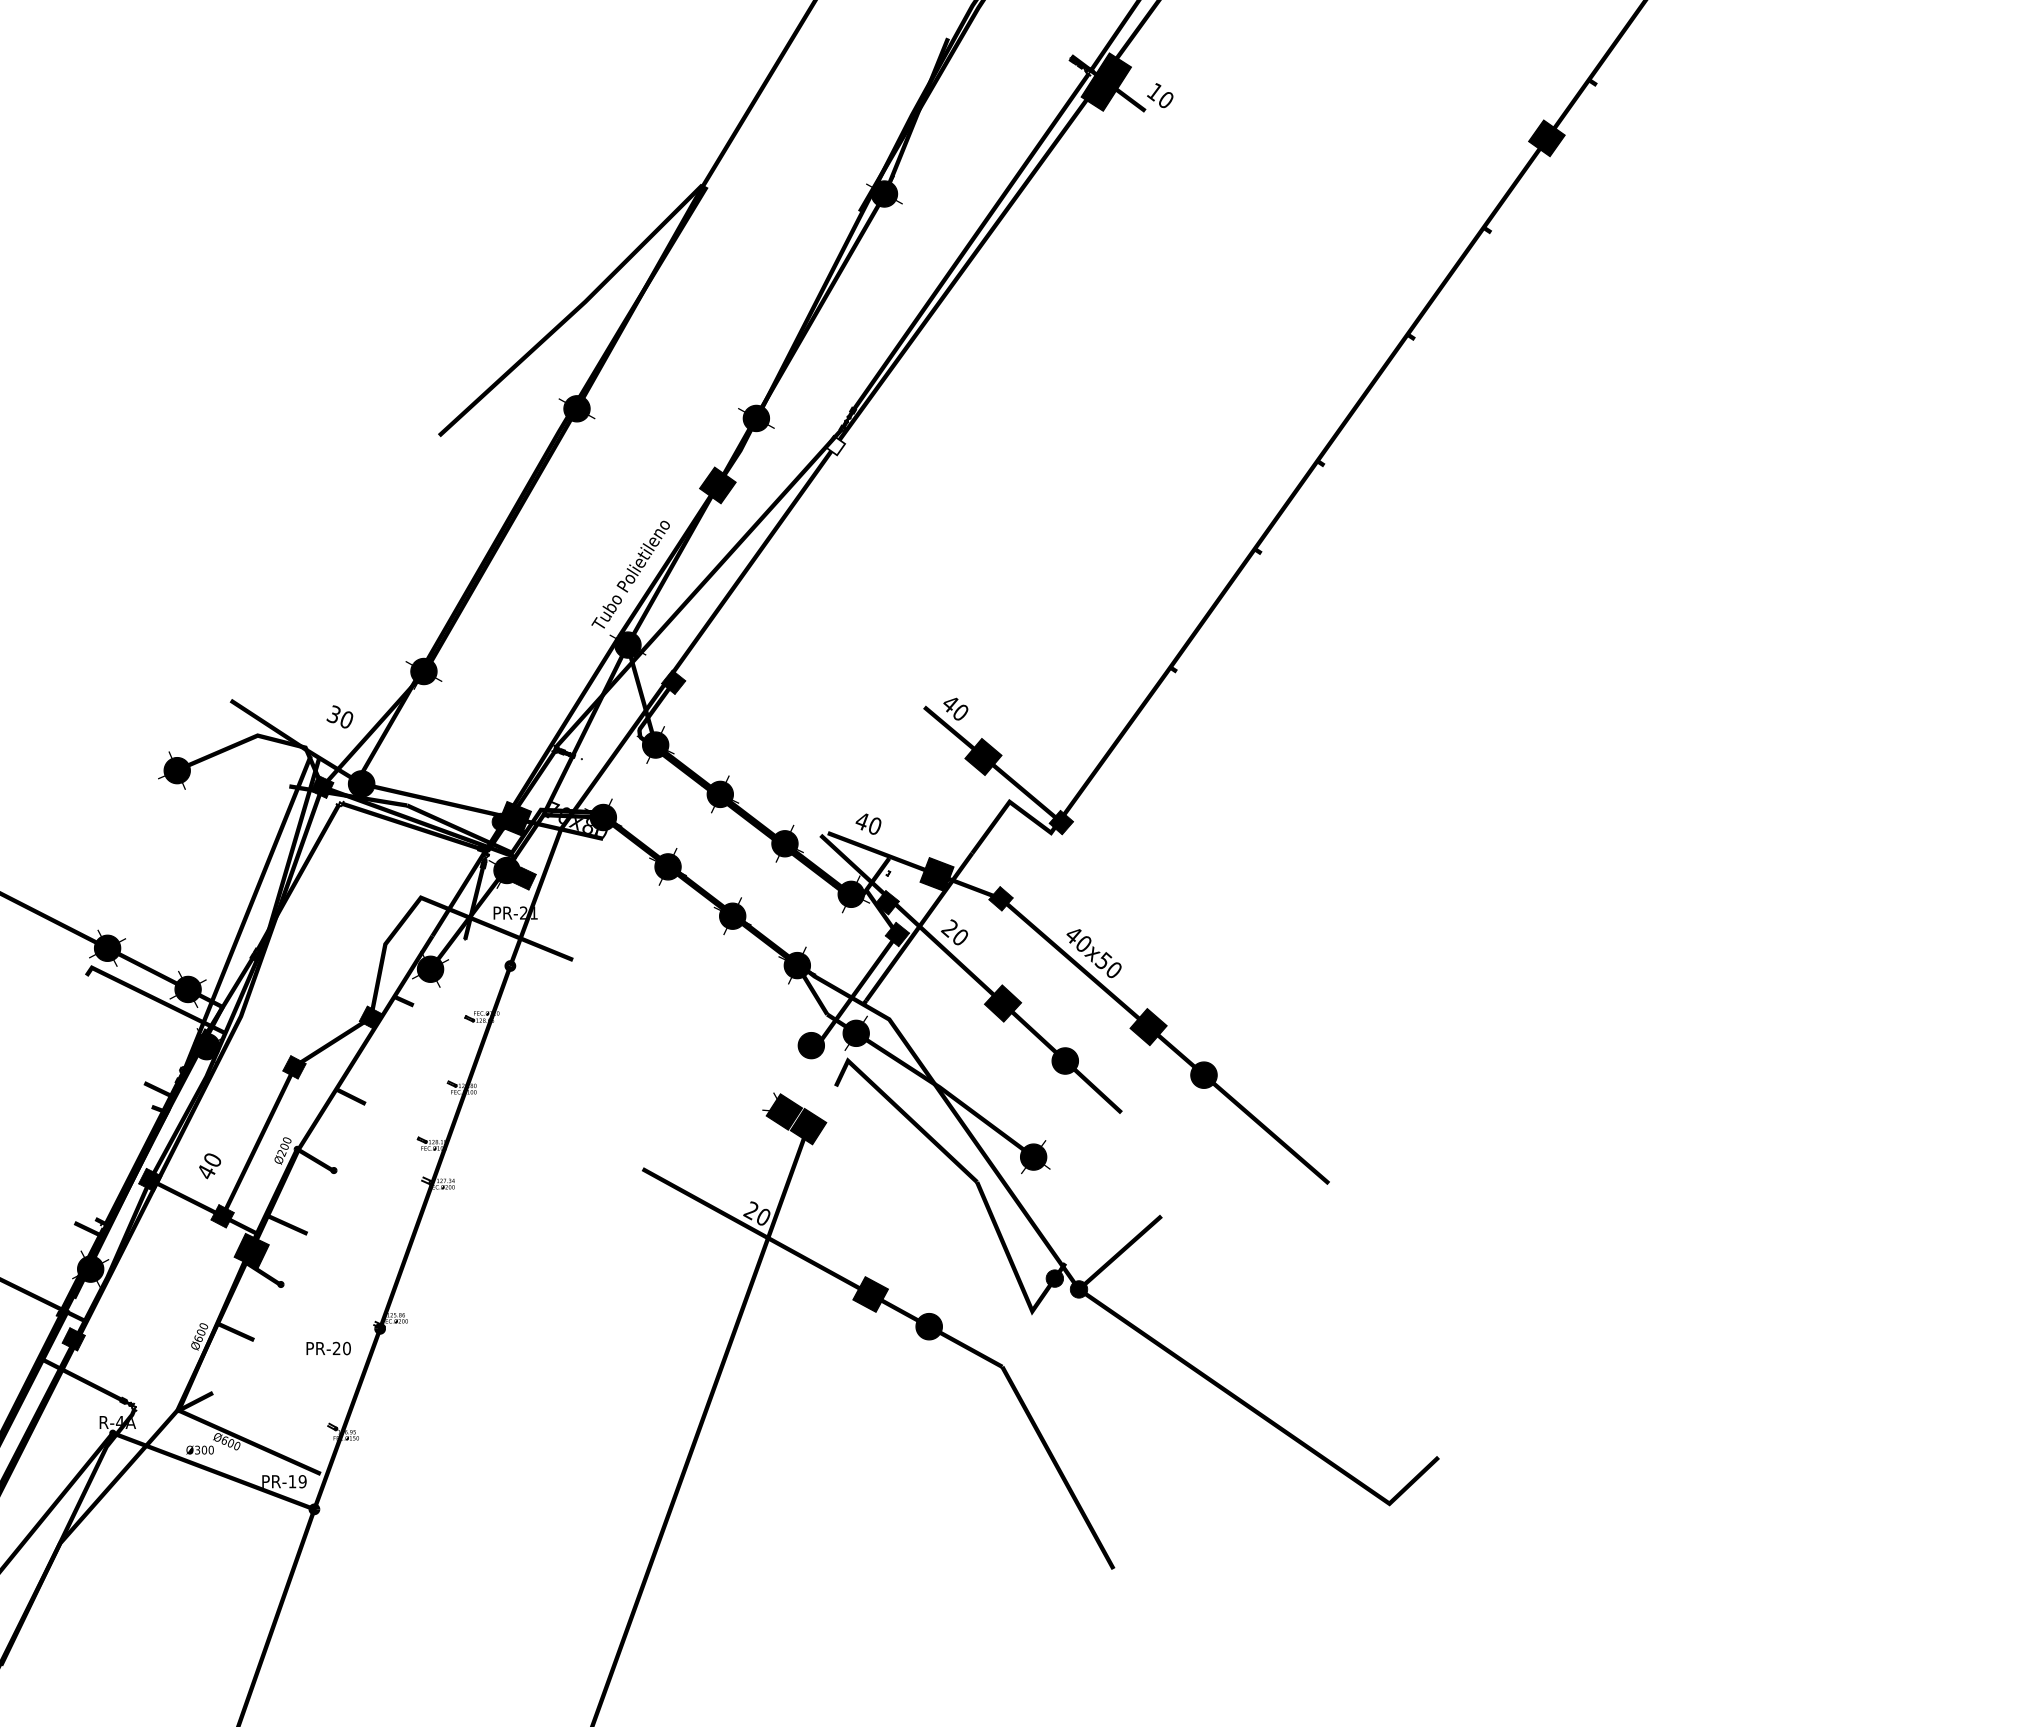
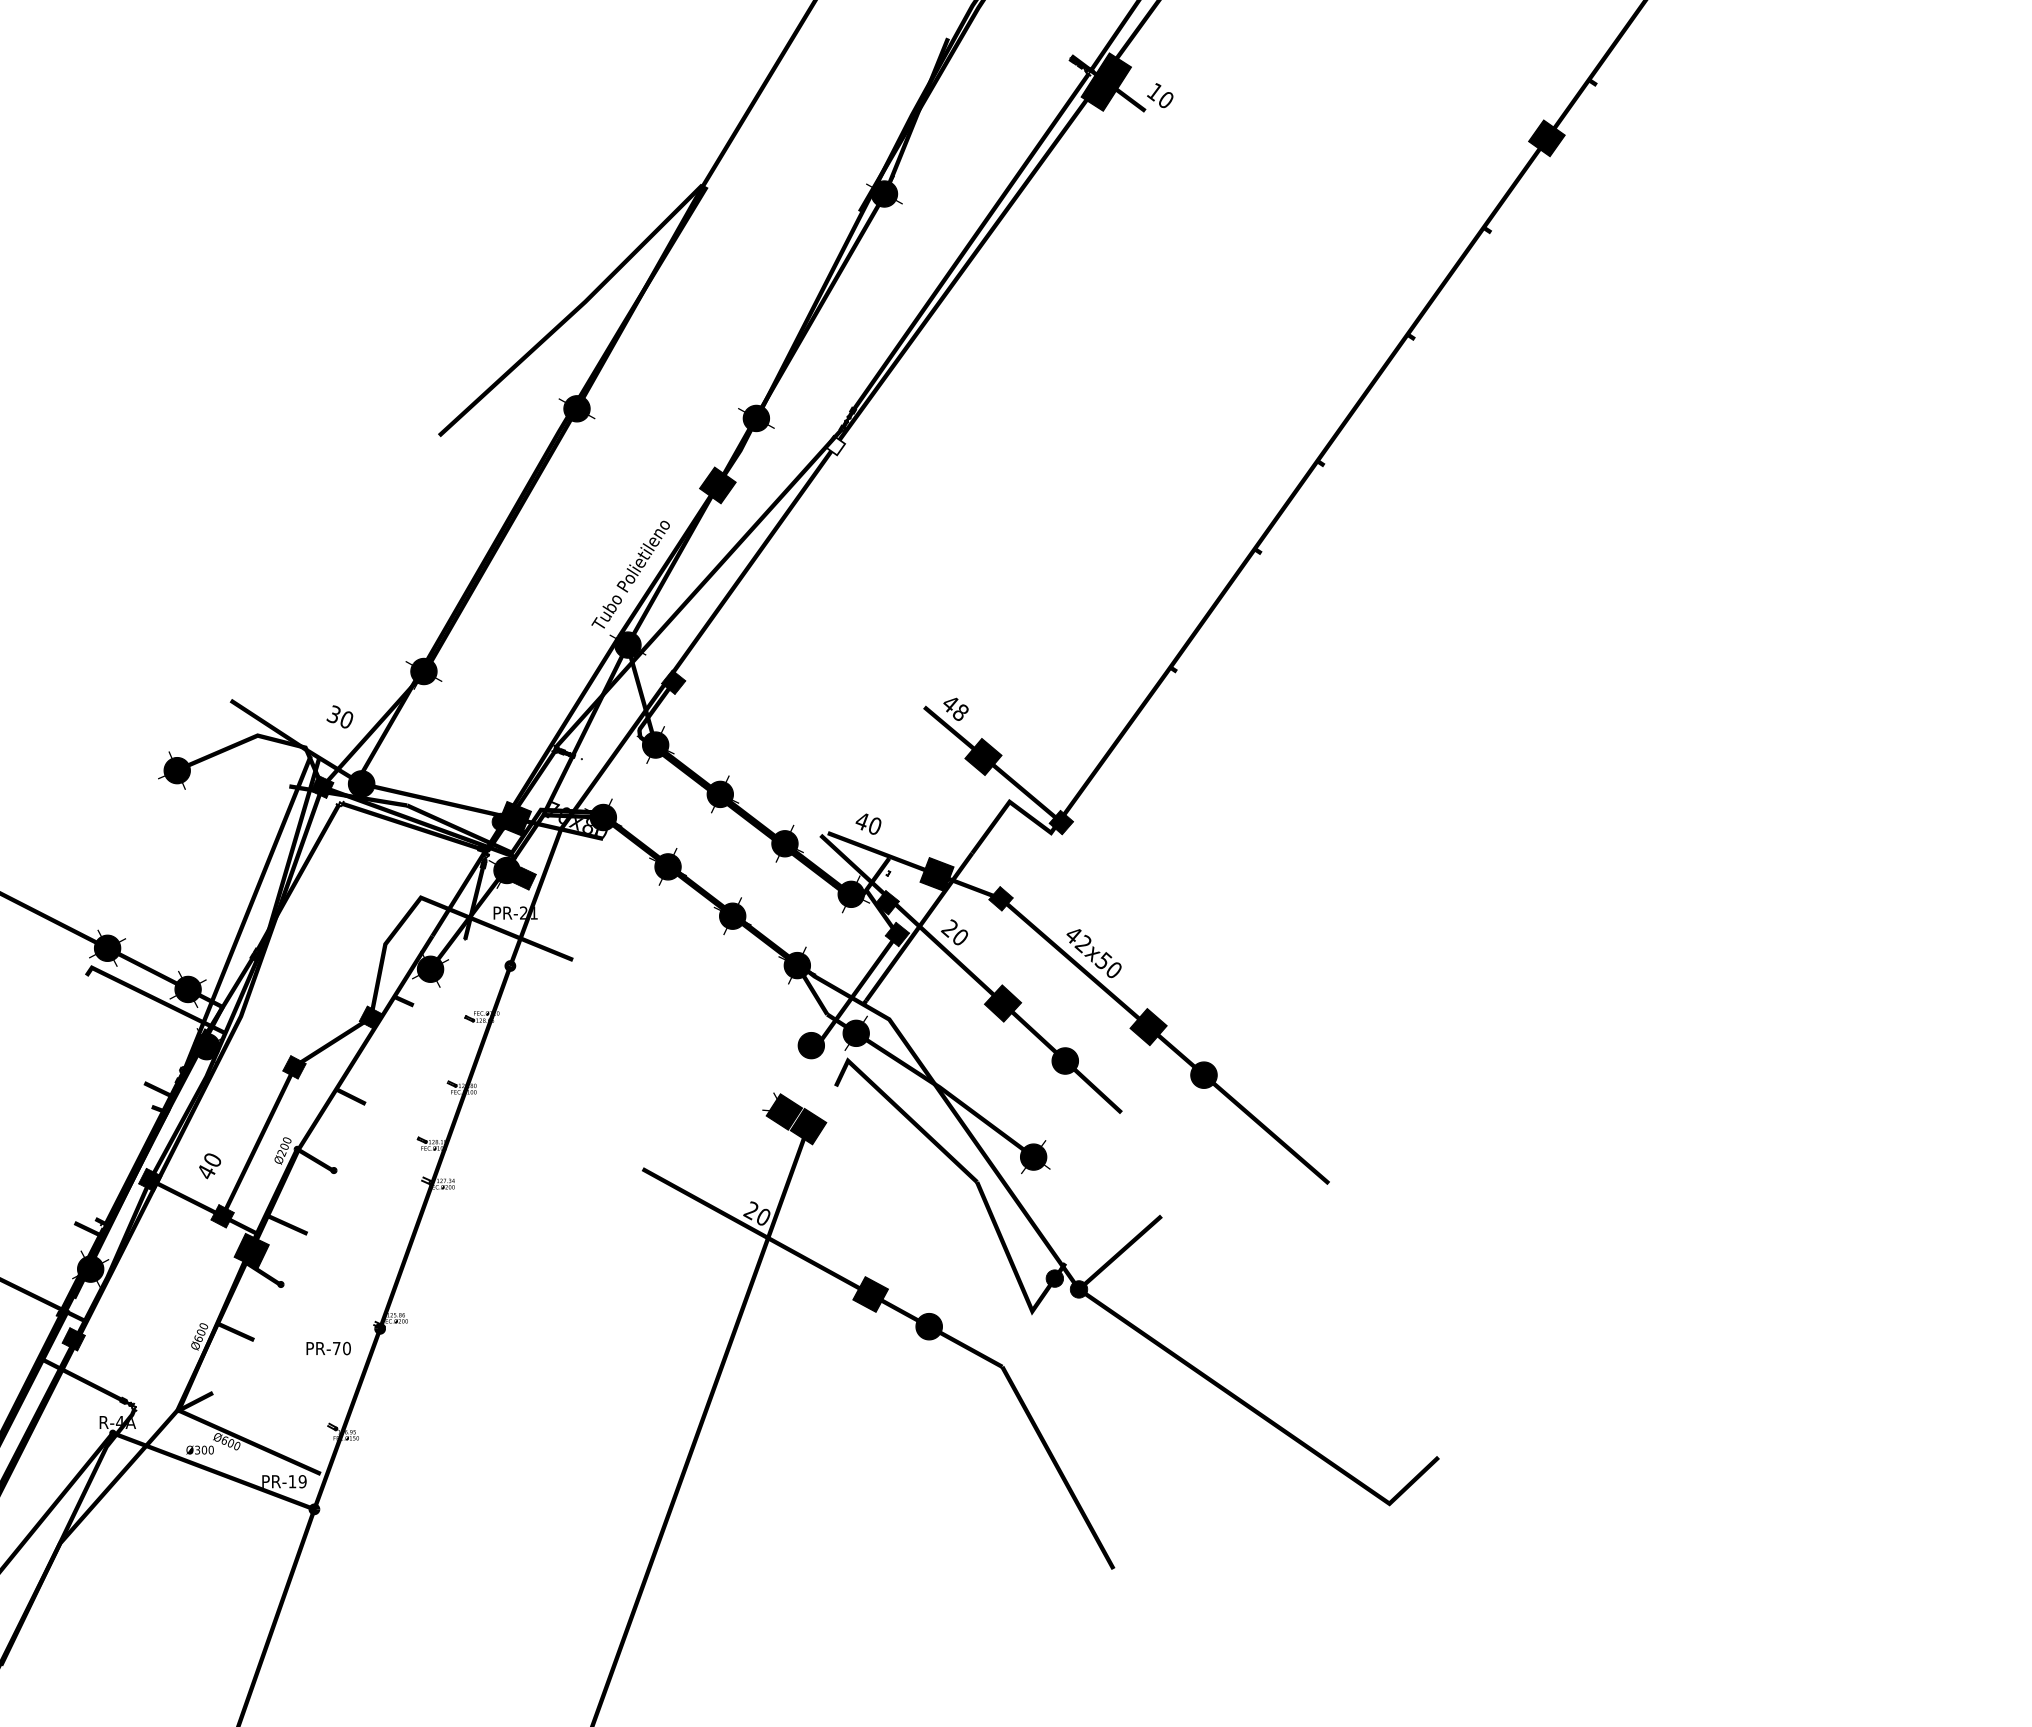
text: 40 -> 48 (960, 712)
text: 40x50 -> 42x50 (1082, 943)
text: PR-20 -> PR-70 (336, 1347)
